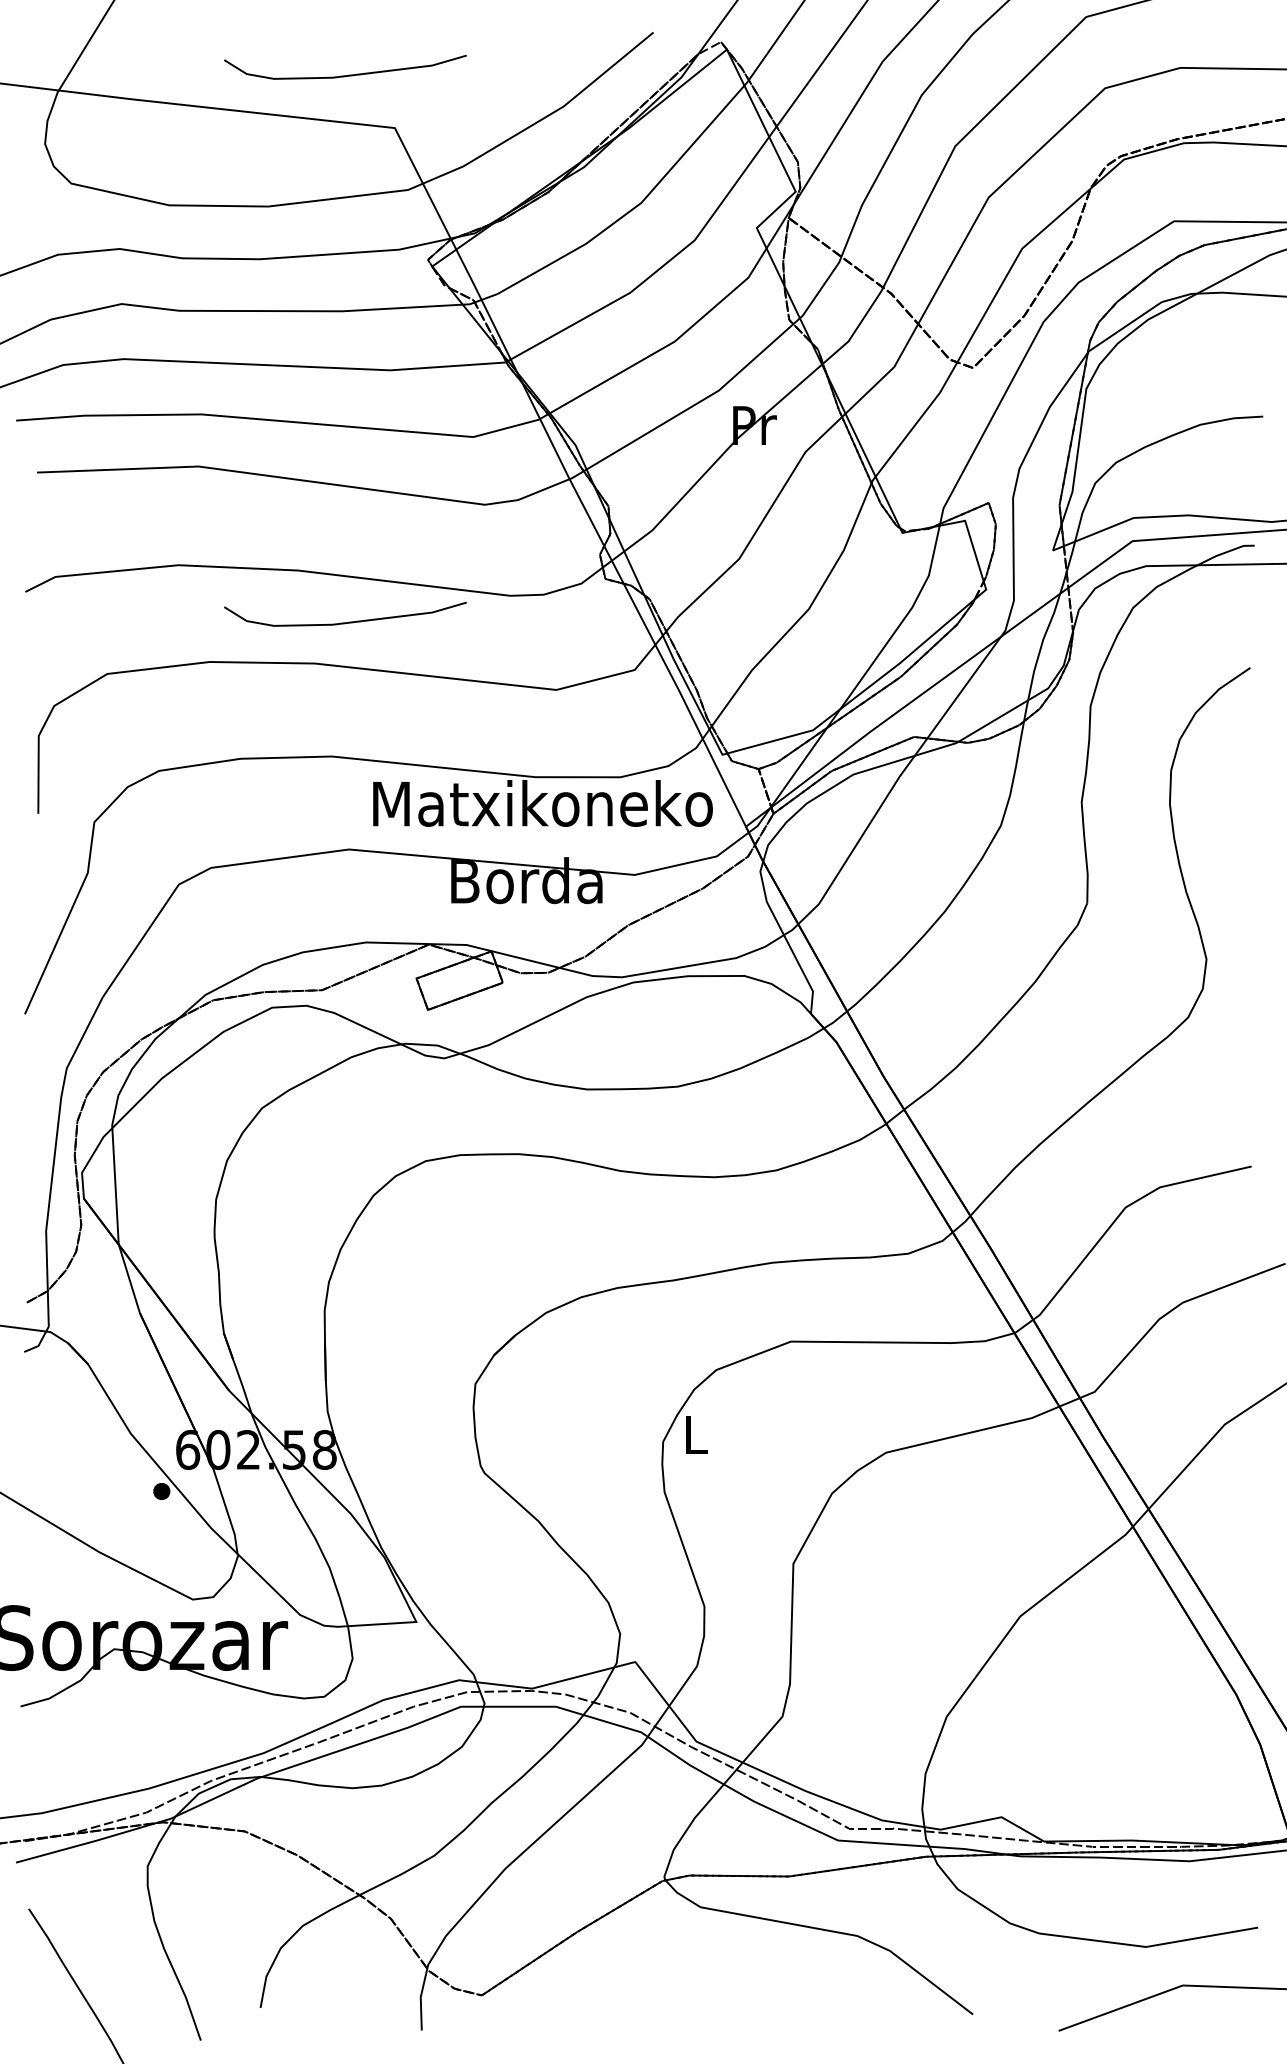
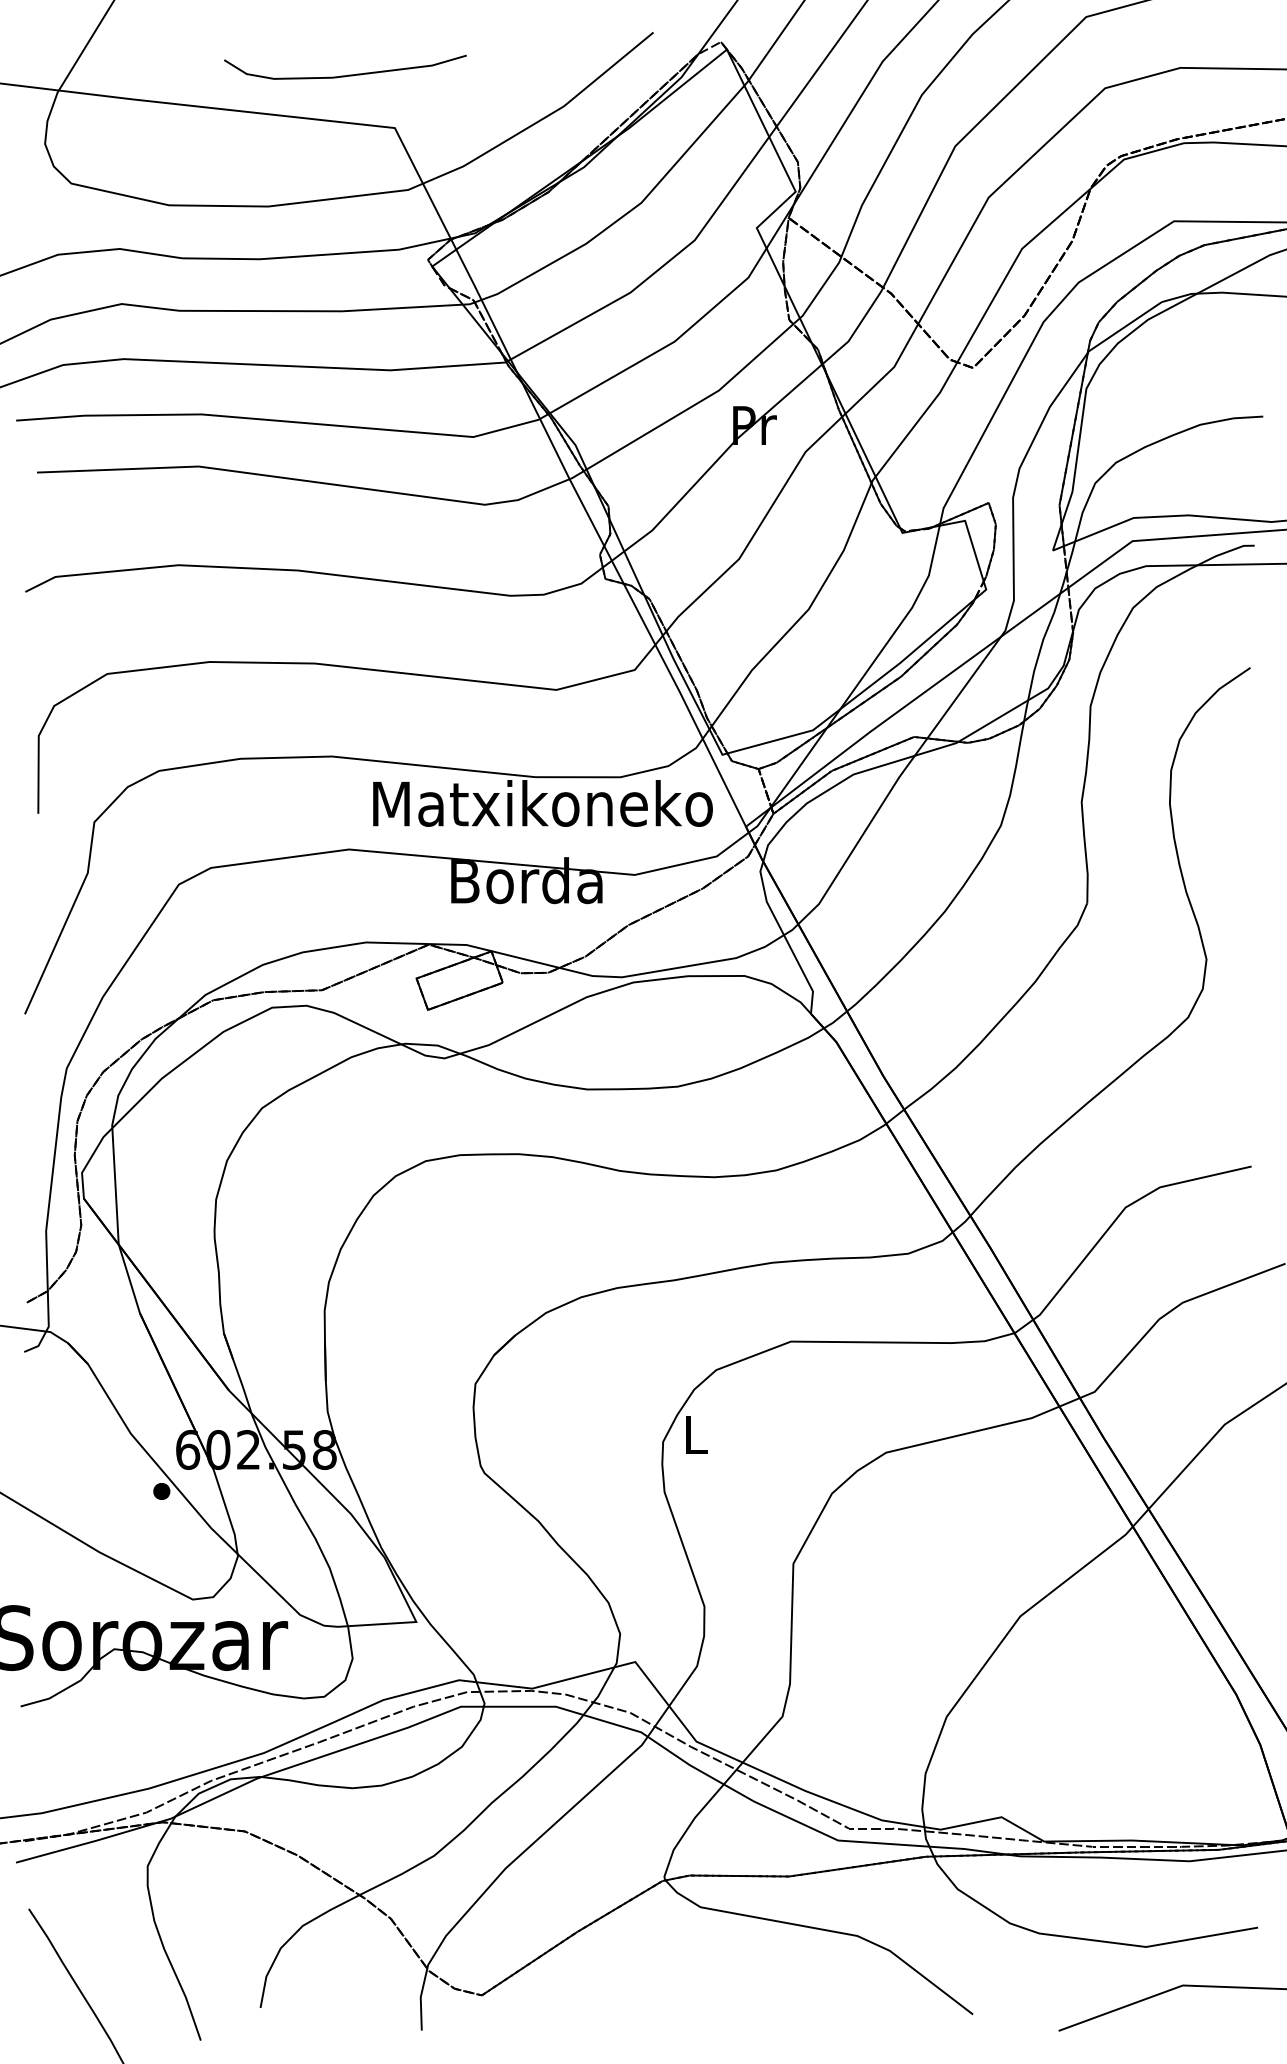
curve: present -> none (348, 621)
